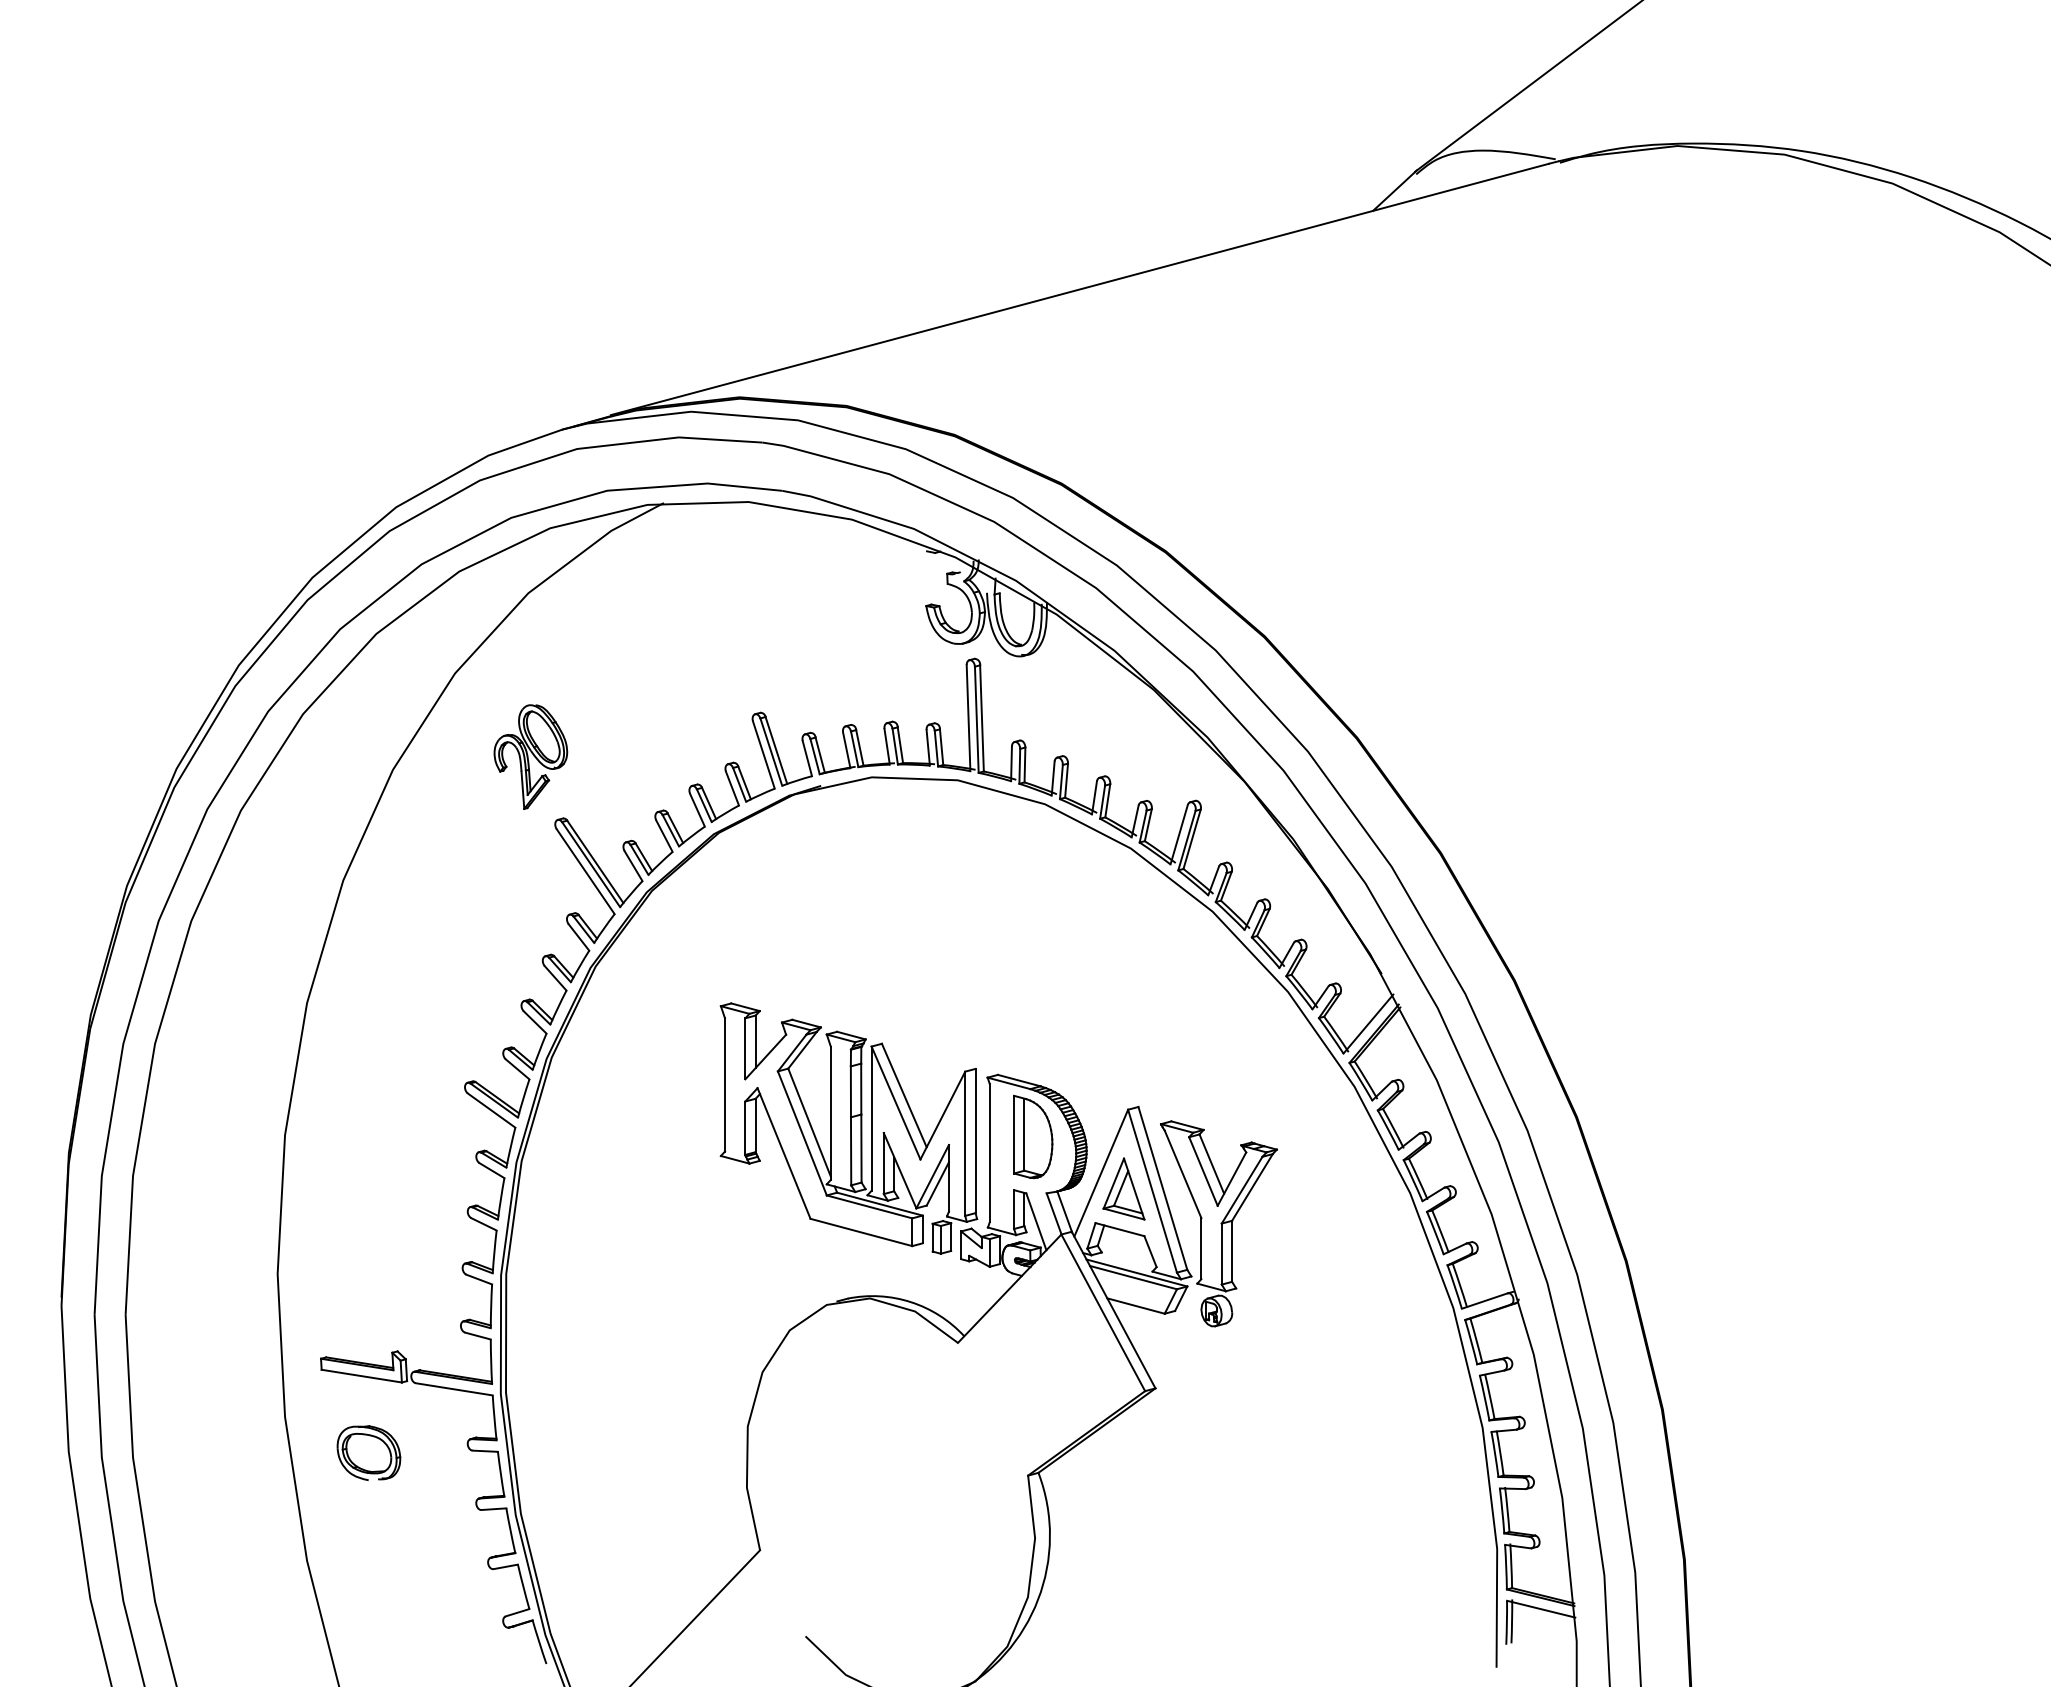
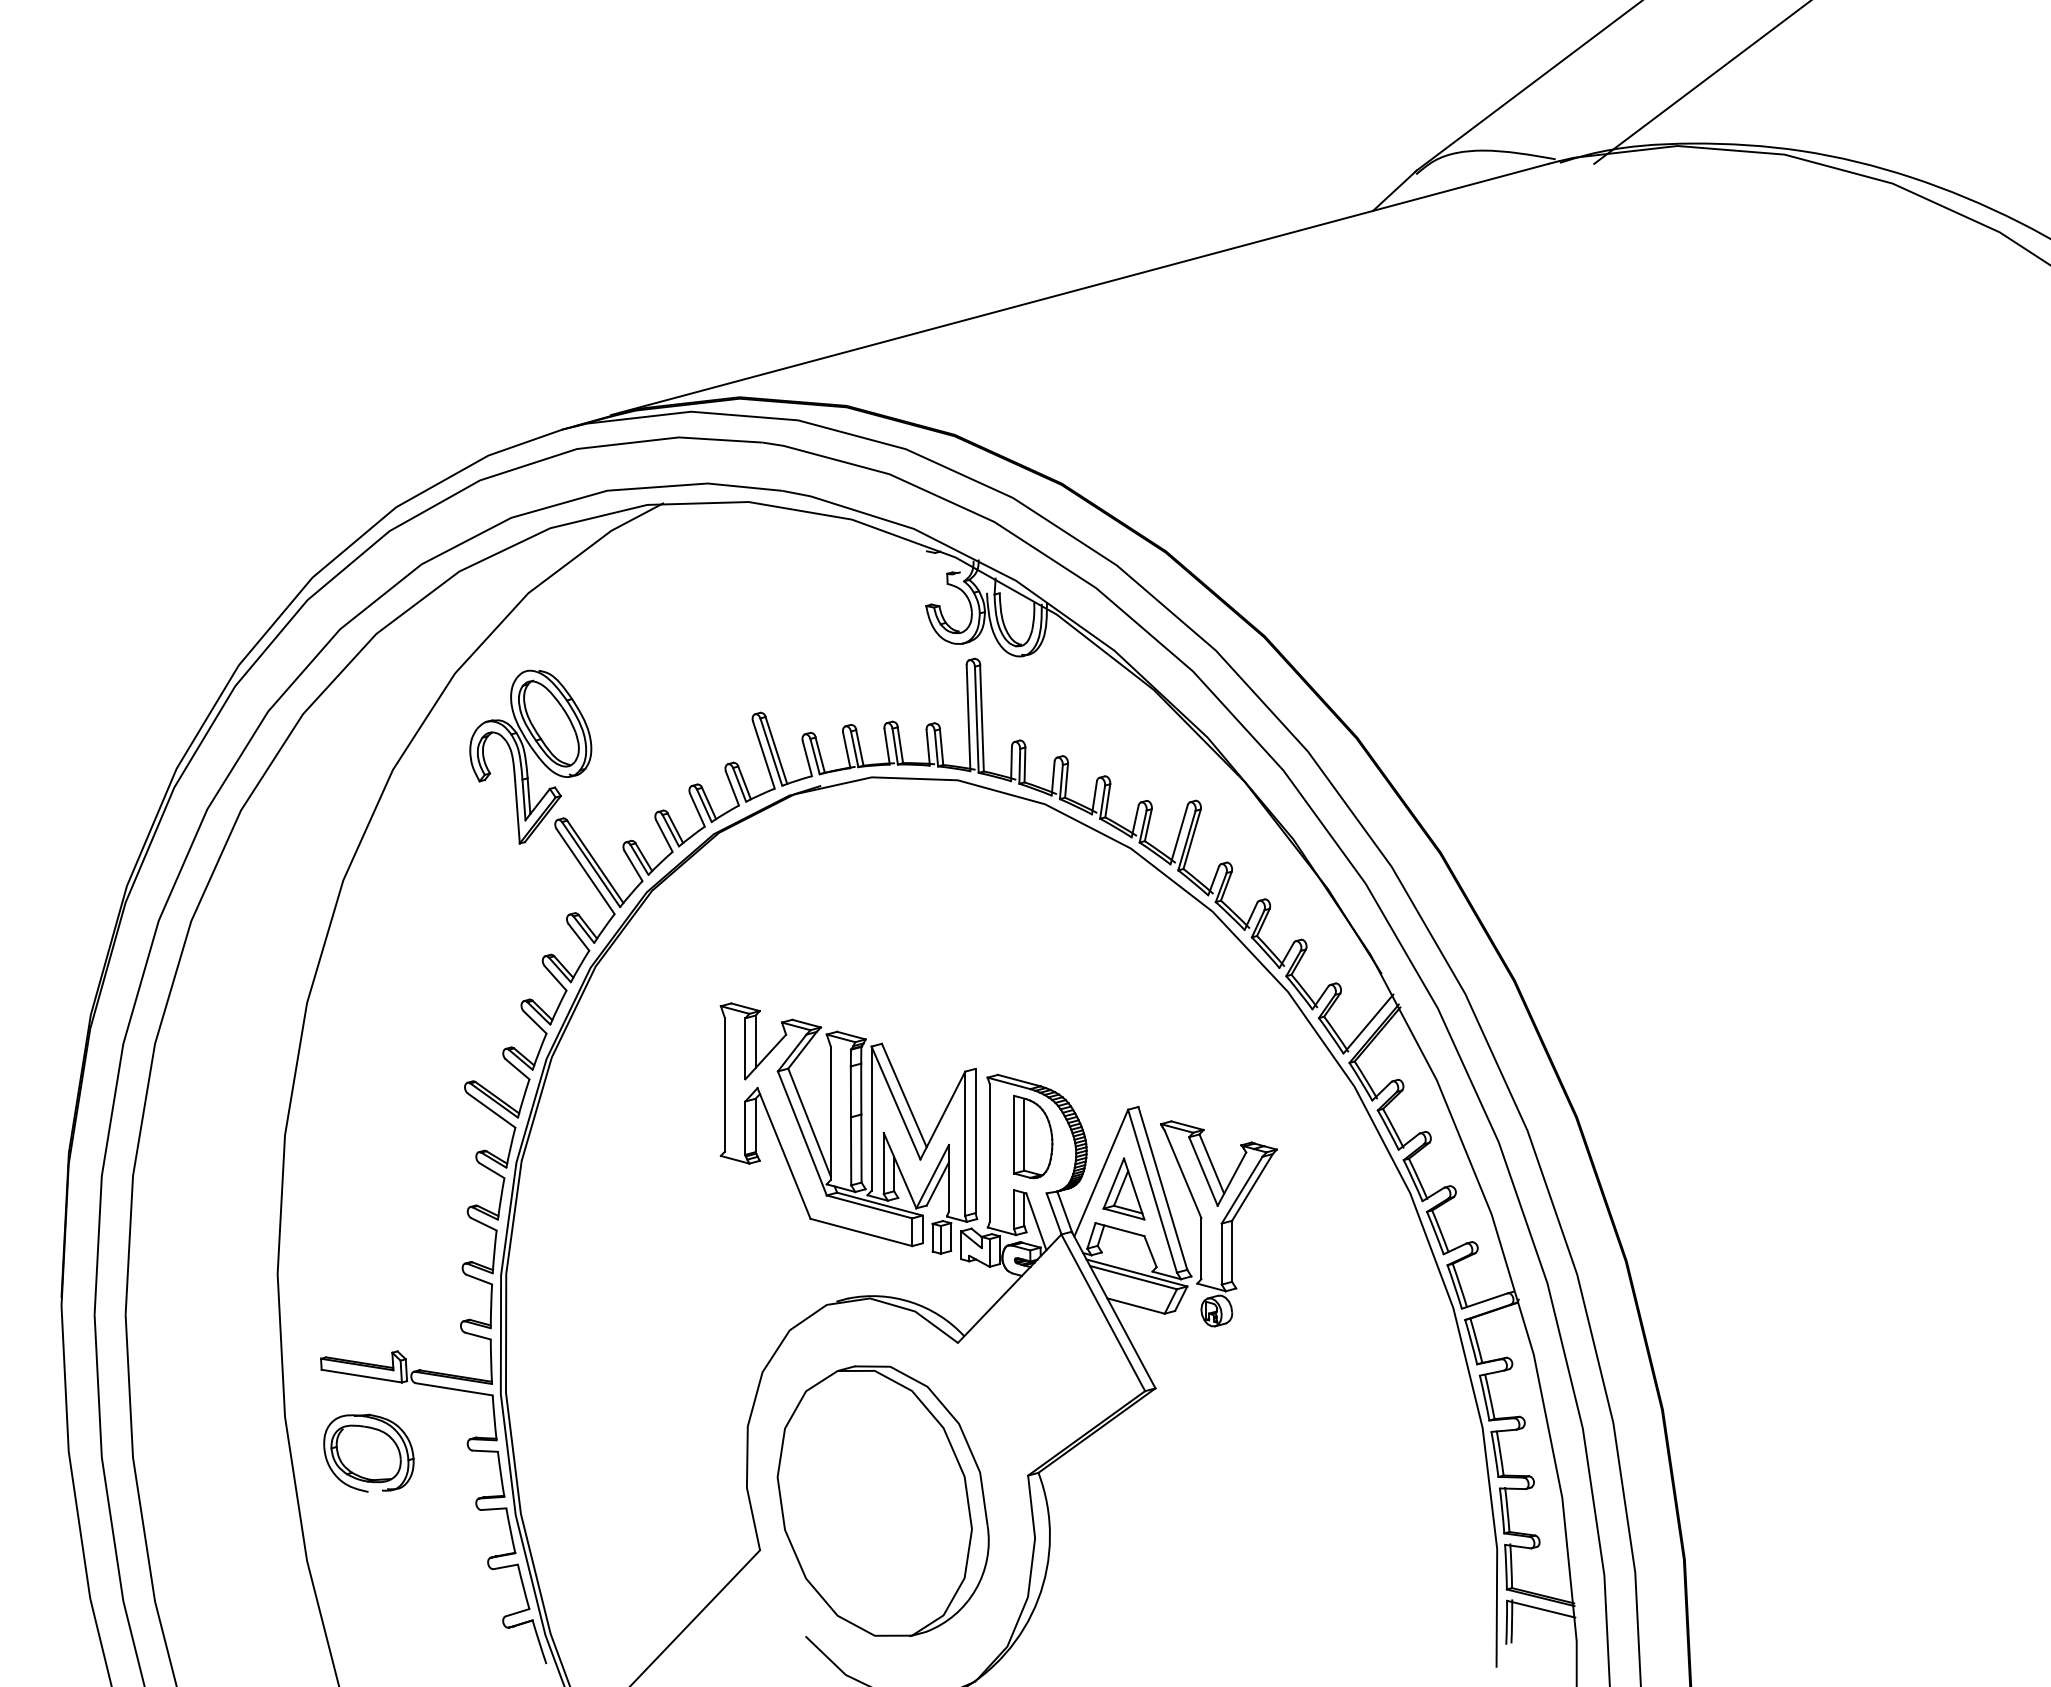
line: none -> present (1701, 82)
part size: 76x106 px -> 124x176 px (530, 756)
part size: 66x56 px -> 92x80 px (368, 1452)
part: none -> present (882, 1500)
